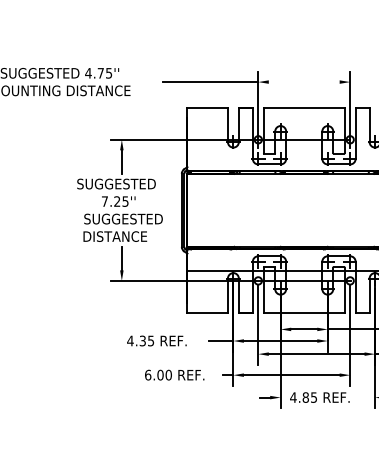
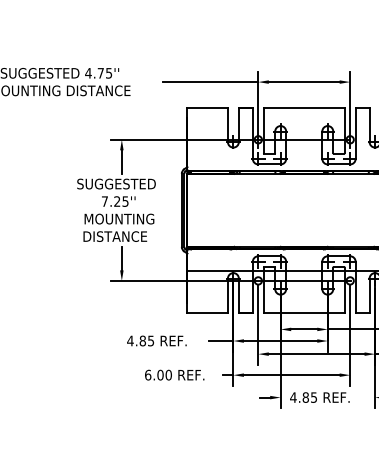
line: none -> present (303, 82)
text: SUGGESTED -> MOUNTING (123, 218)
text: 4.35 -> 4.85 (142, 340)
